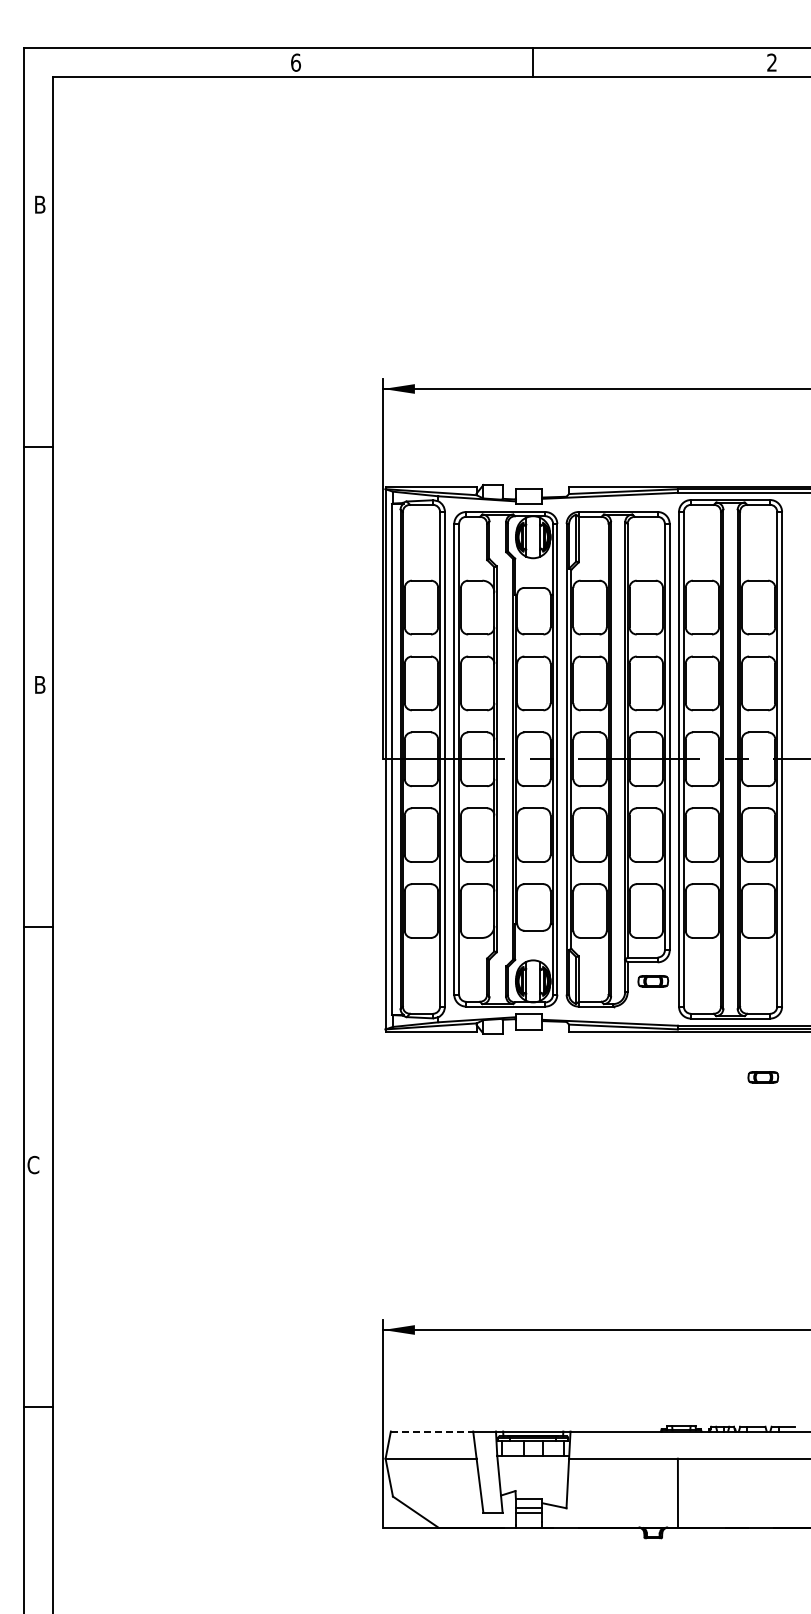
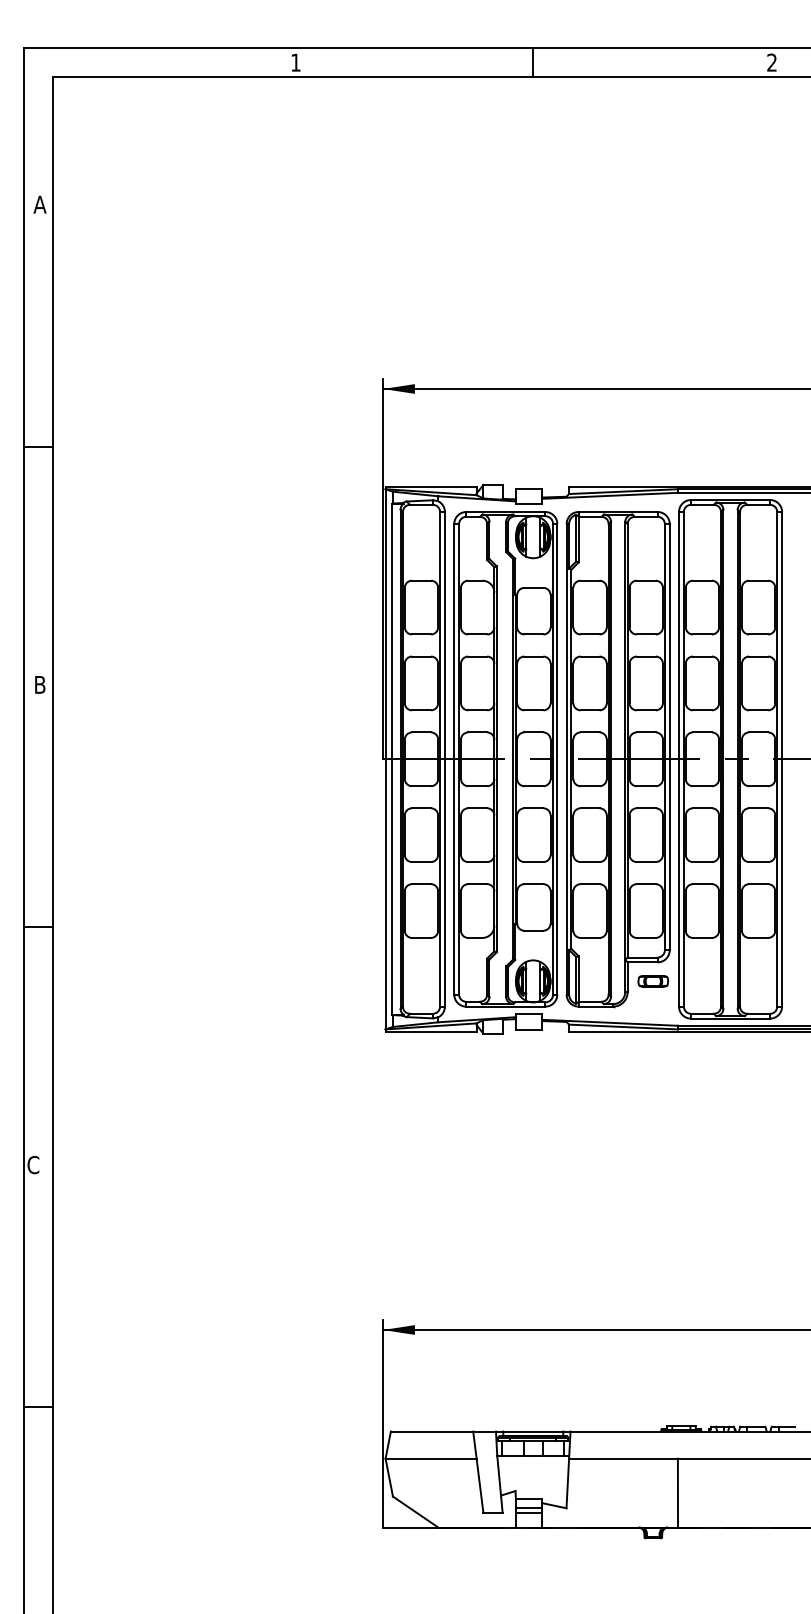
text: 6 -> 1 (295, 62)
text: B -> A (39, 204)
part: present -> none (763, 1077)
line: dashed -> solid (432, 1431)
